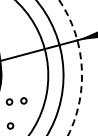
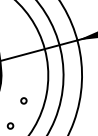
arc: dashed -> solid (81, 68)
part: present -> none (9, 101)
